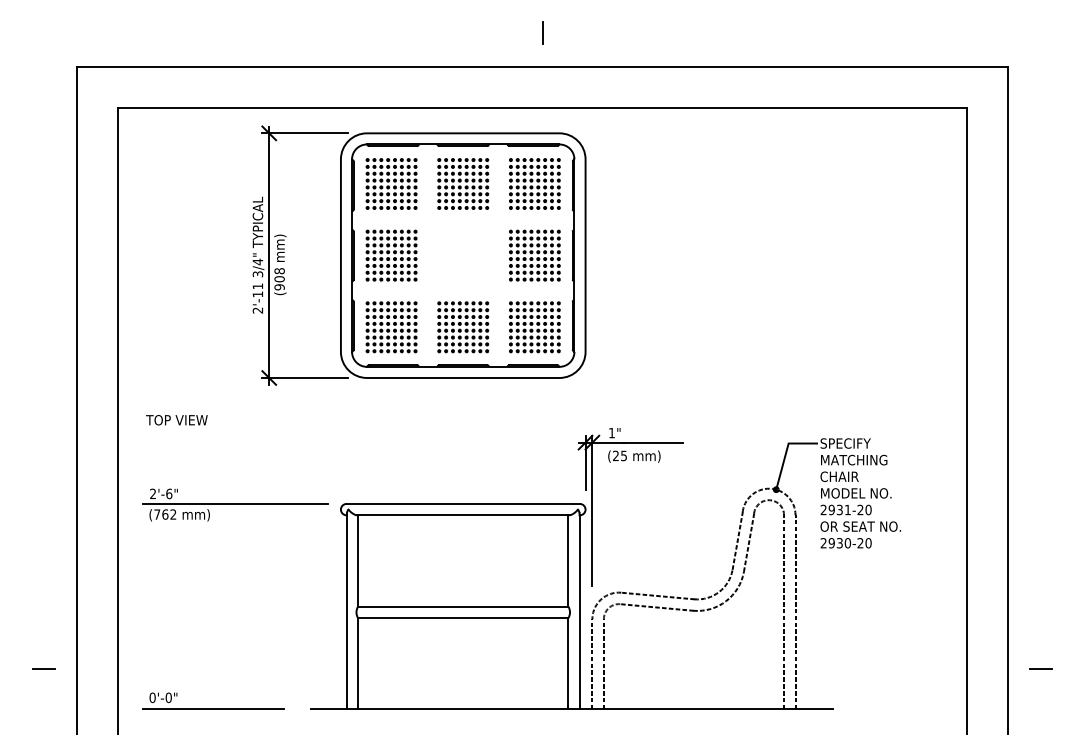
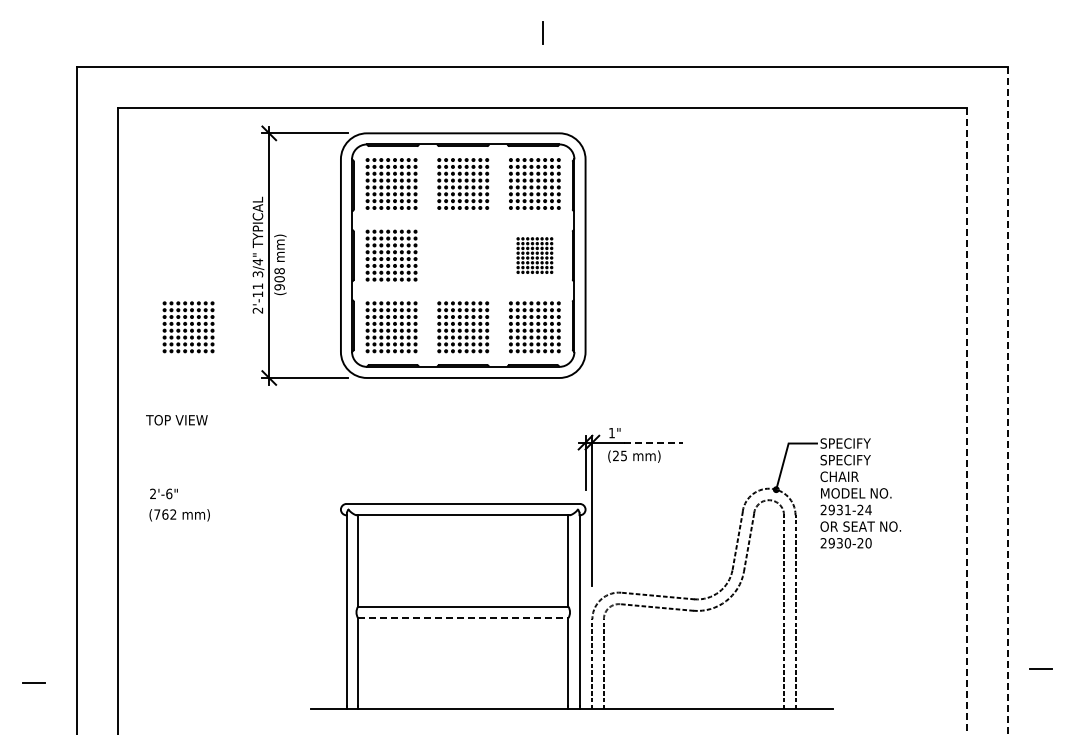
part size: 52x53 px -> 38x37 px (534, 255)
part: none -> present (188, 327)
line: solid -> dashed (1008, 400)
line: solid -> dashed (967, 421)
line: solid -> dashed (653, 442)
text: MATCHING -> SPECIFY (853, 459)
line: present -> none (235, 503)
text: 2931-20 -> 2931-24 (868, 509)
line: solid -> dashed (463, 618)
line position: (43, 668) -> (33, 682) (33, 682)
part: present -> none (213, 708)
